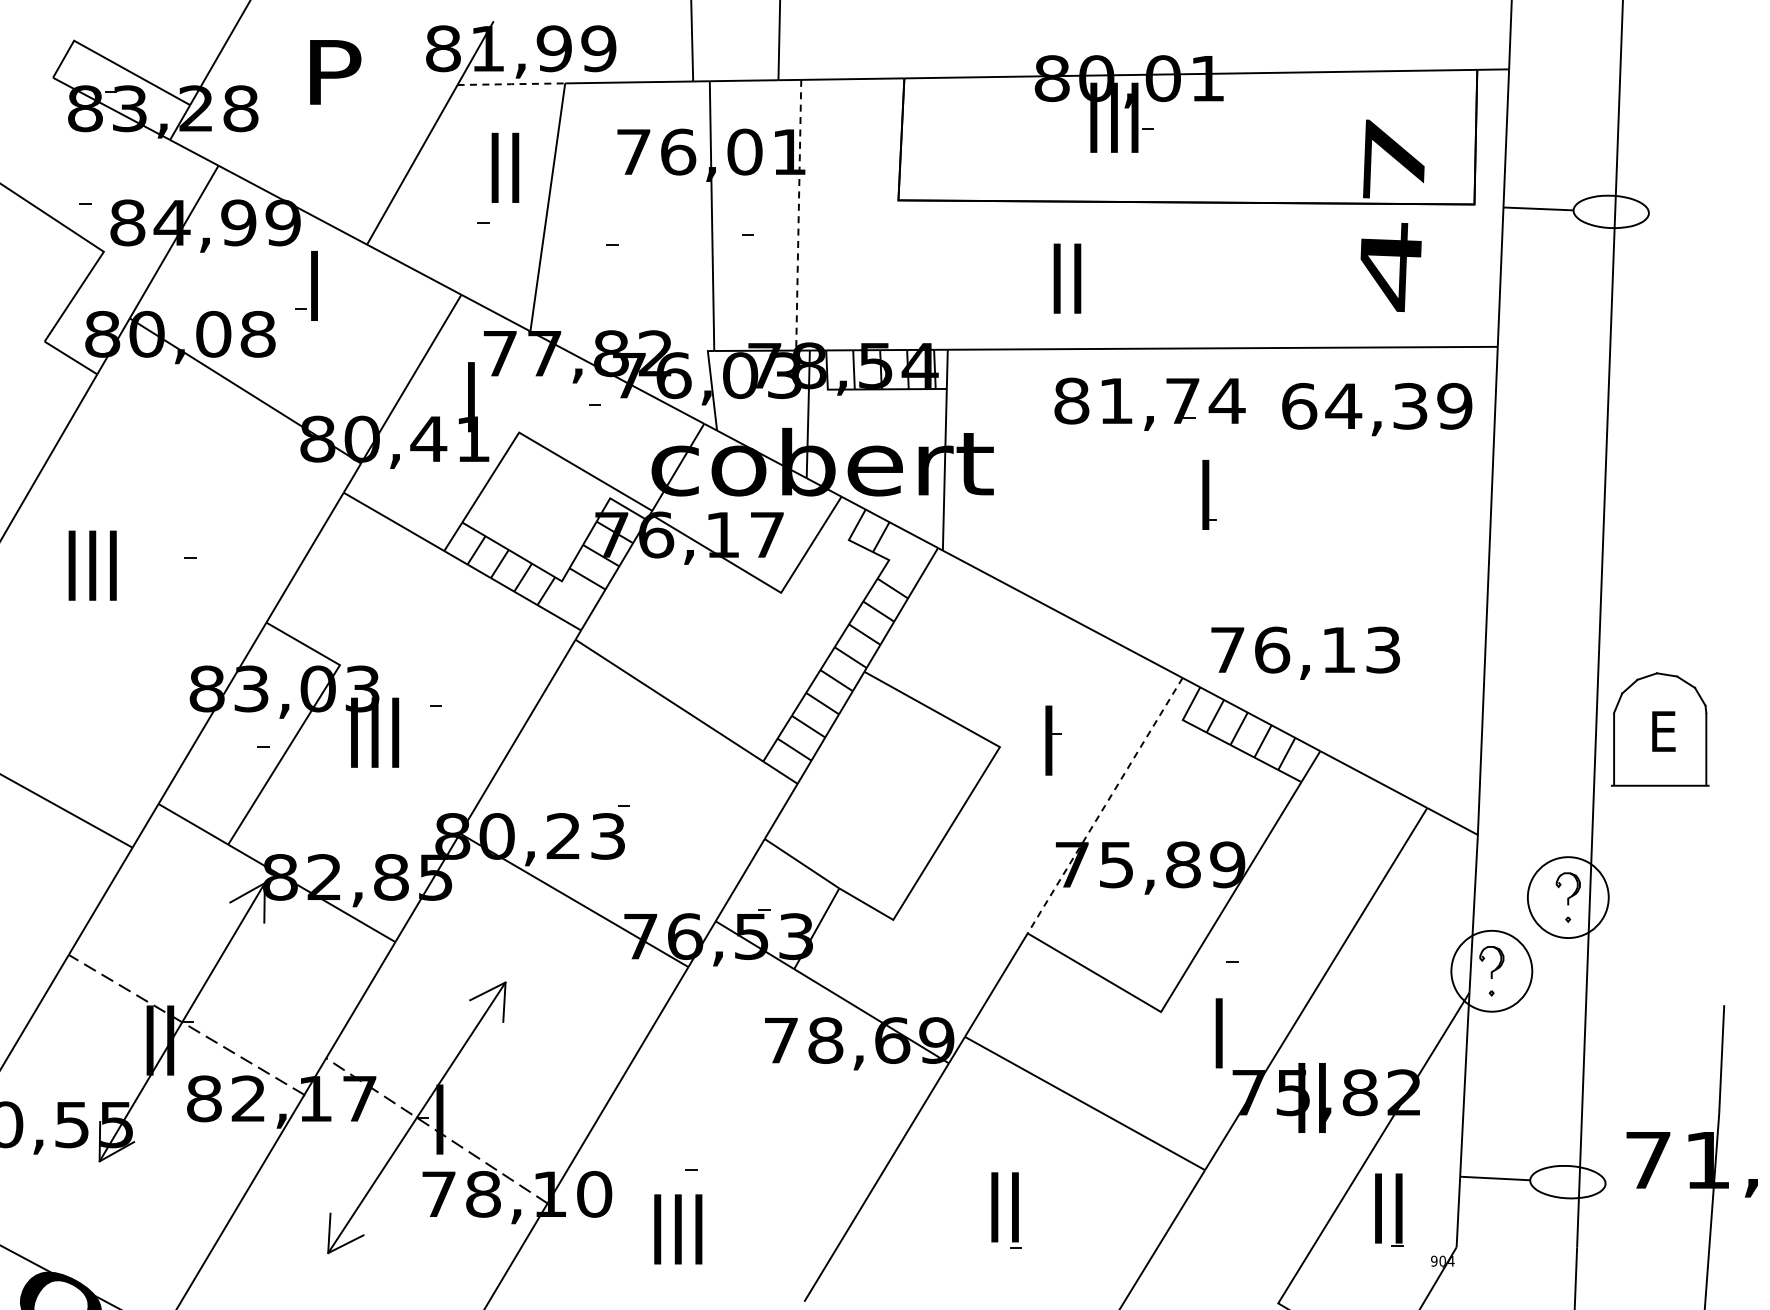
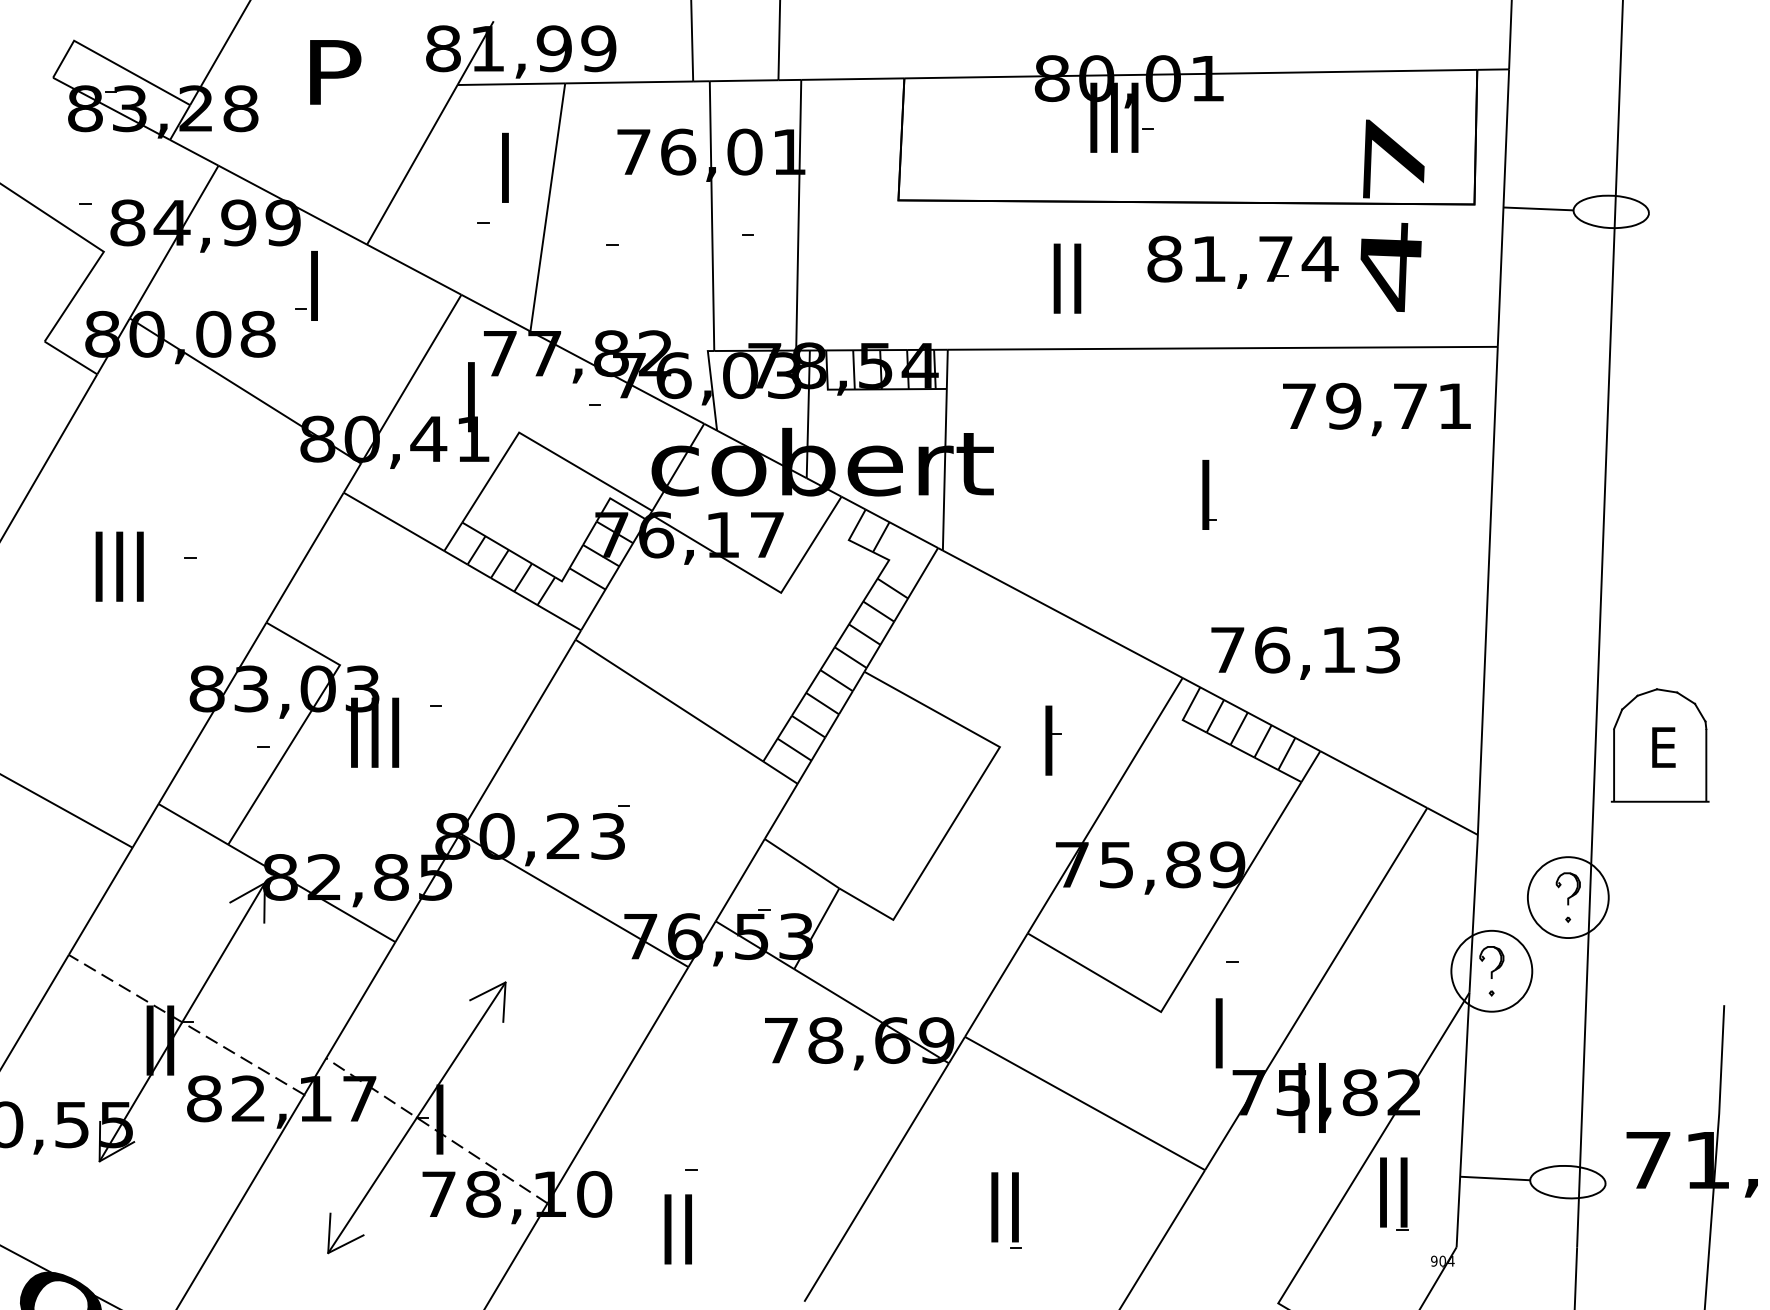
line: dashed -> solid (511, 84)
text: II -> I (505, 167)
line: dashed -> solid (798, 215)
text: 64,39 -> 79,71 (1377, 405)
part position: (1149, 416) -> (1242, 274) (1242, 274)
text position: (92, 565) -> (119, 566) (119, 566)
part position: (1659, 729) -> (1659, 745) (1659, 745)
line: dashed -> solid (1105, 805)
part position: (1389, 1209) -> (1394, 1193) (1394, 1193)
text: III -> II (678, 1229)
